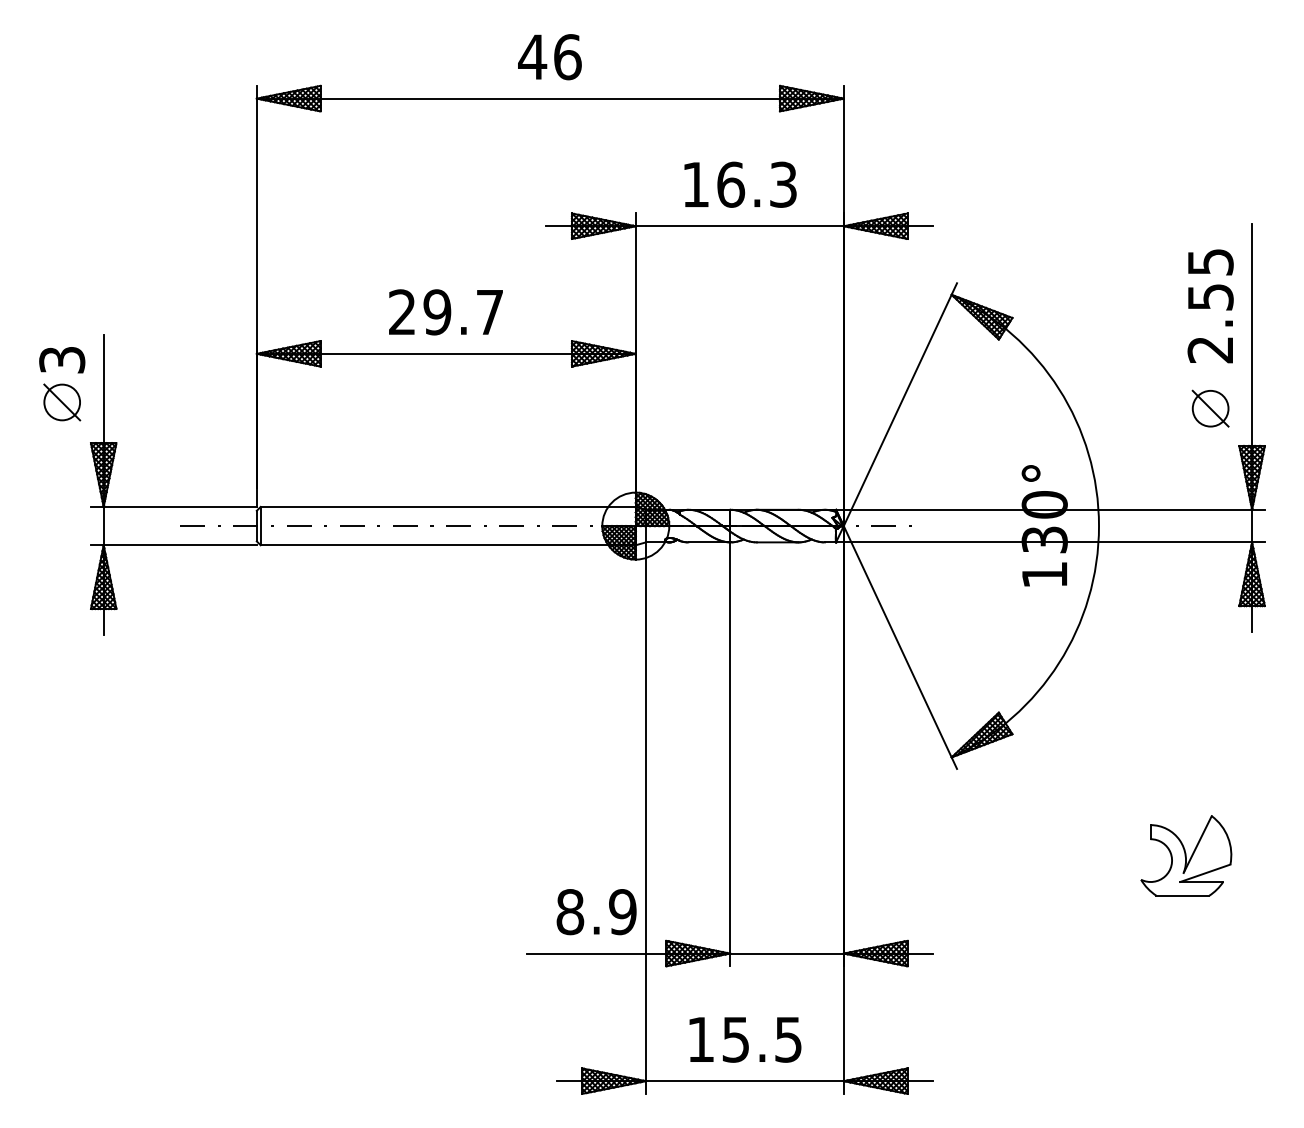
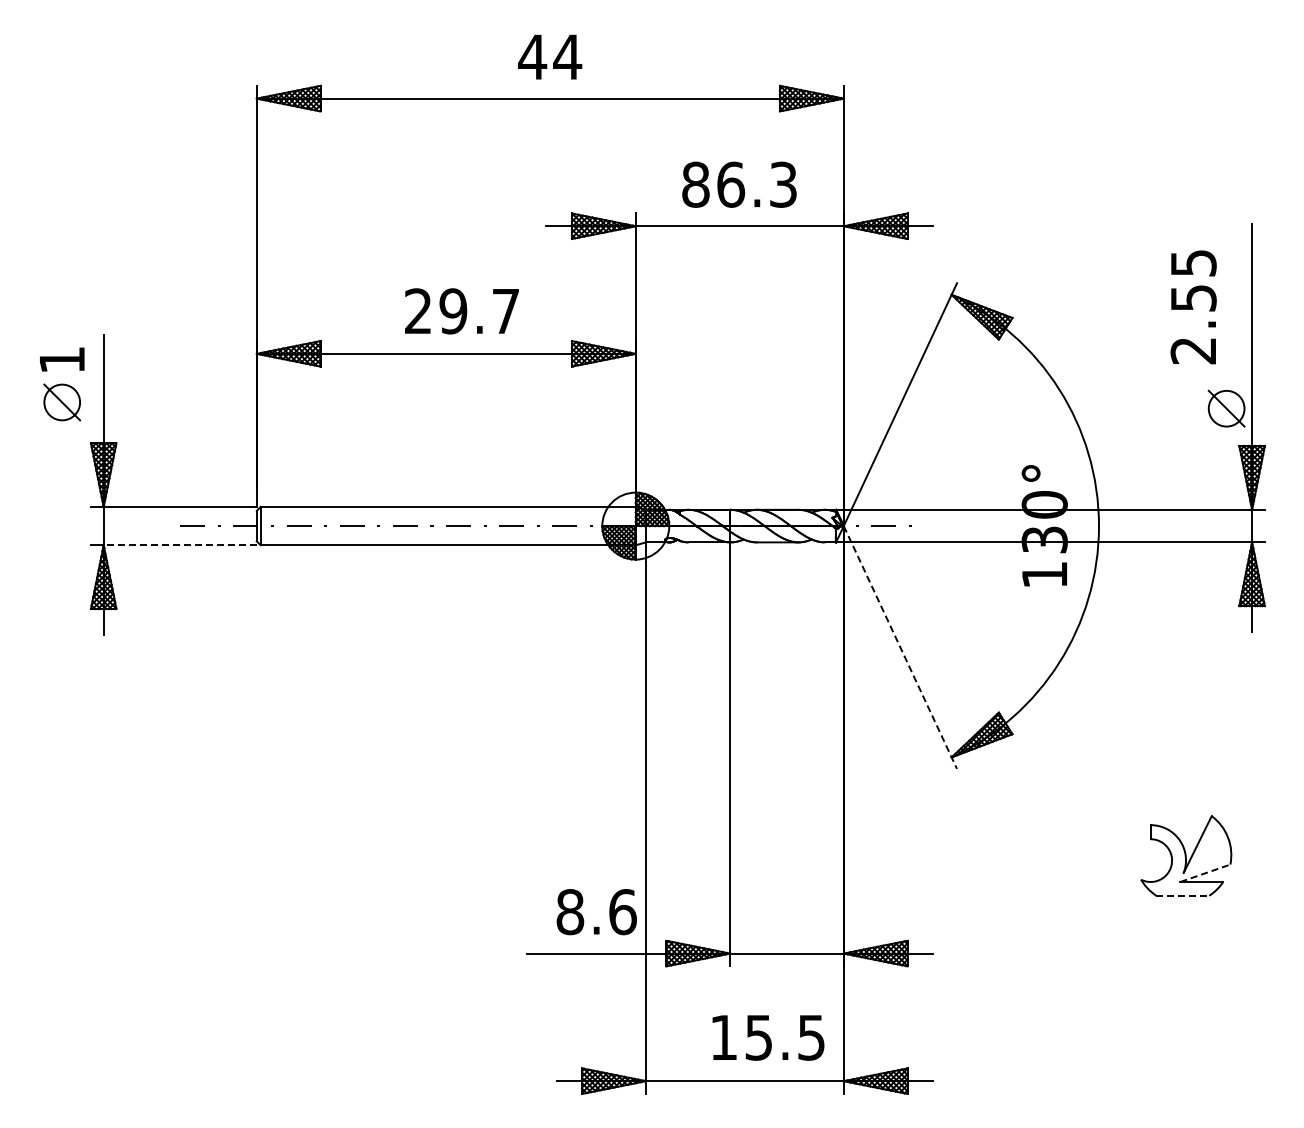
text: 46 -> 44 (567, 57)
text: 16.3 -> 86.3 (695, 184)
text position: (1210, 306) -> (1193, 307) (1193, 307)
text position: (445, 312) -> (461, 311) (461, 311)
text: 3 -> 1 (62, 360)
part position: (1210, 408) -> (1226, 408) (1226, 408)
line: solid -> dashed (180, 545)
line: solid -> dashed (900, 647)
line: solid -> dashed (1205, 873)
line: solid -> dashed (1183, 895)
text: 8.9 -> 8.6 (622, 912)
text position: (745, 1039) -> (768, 1037) (768, 1037)
